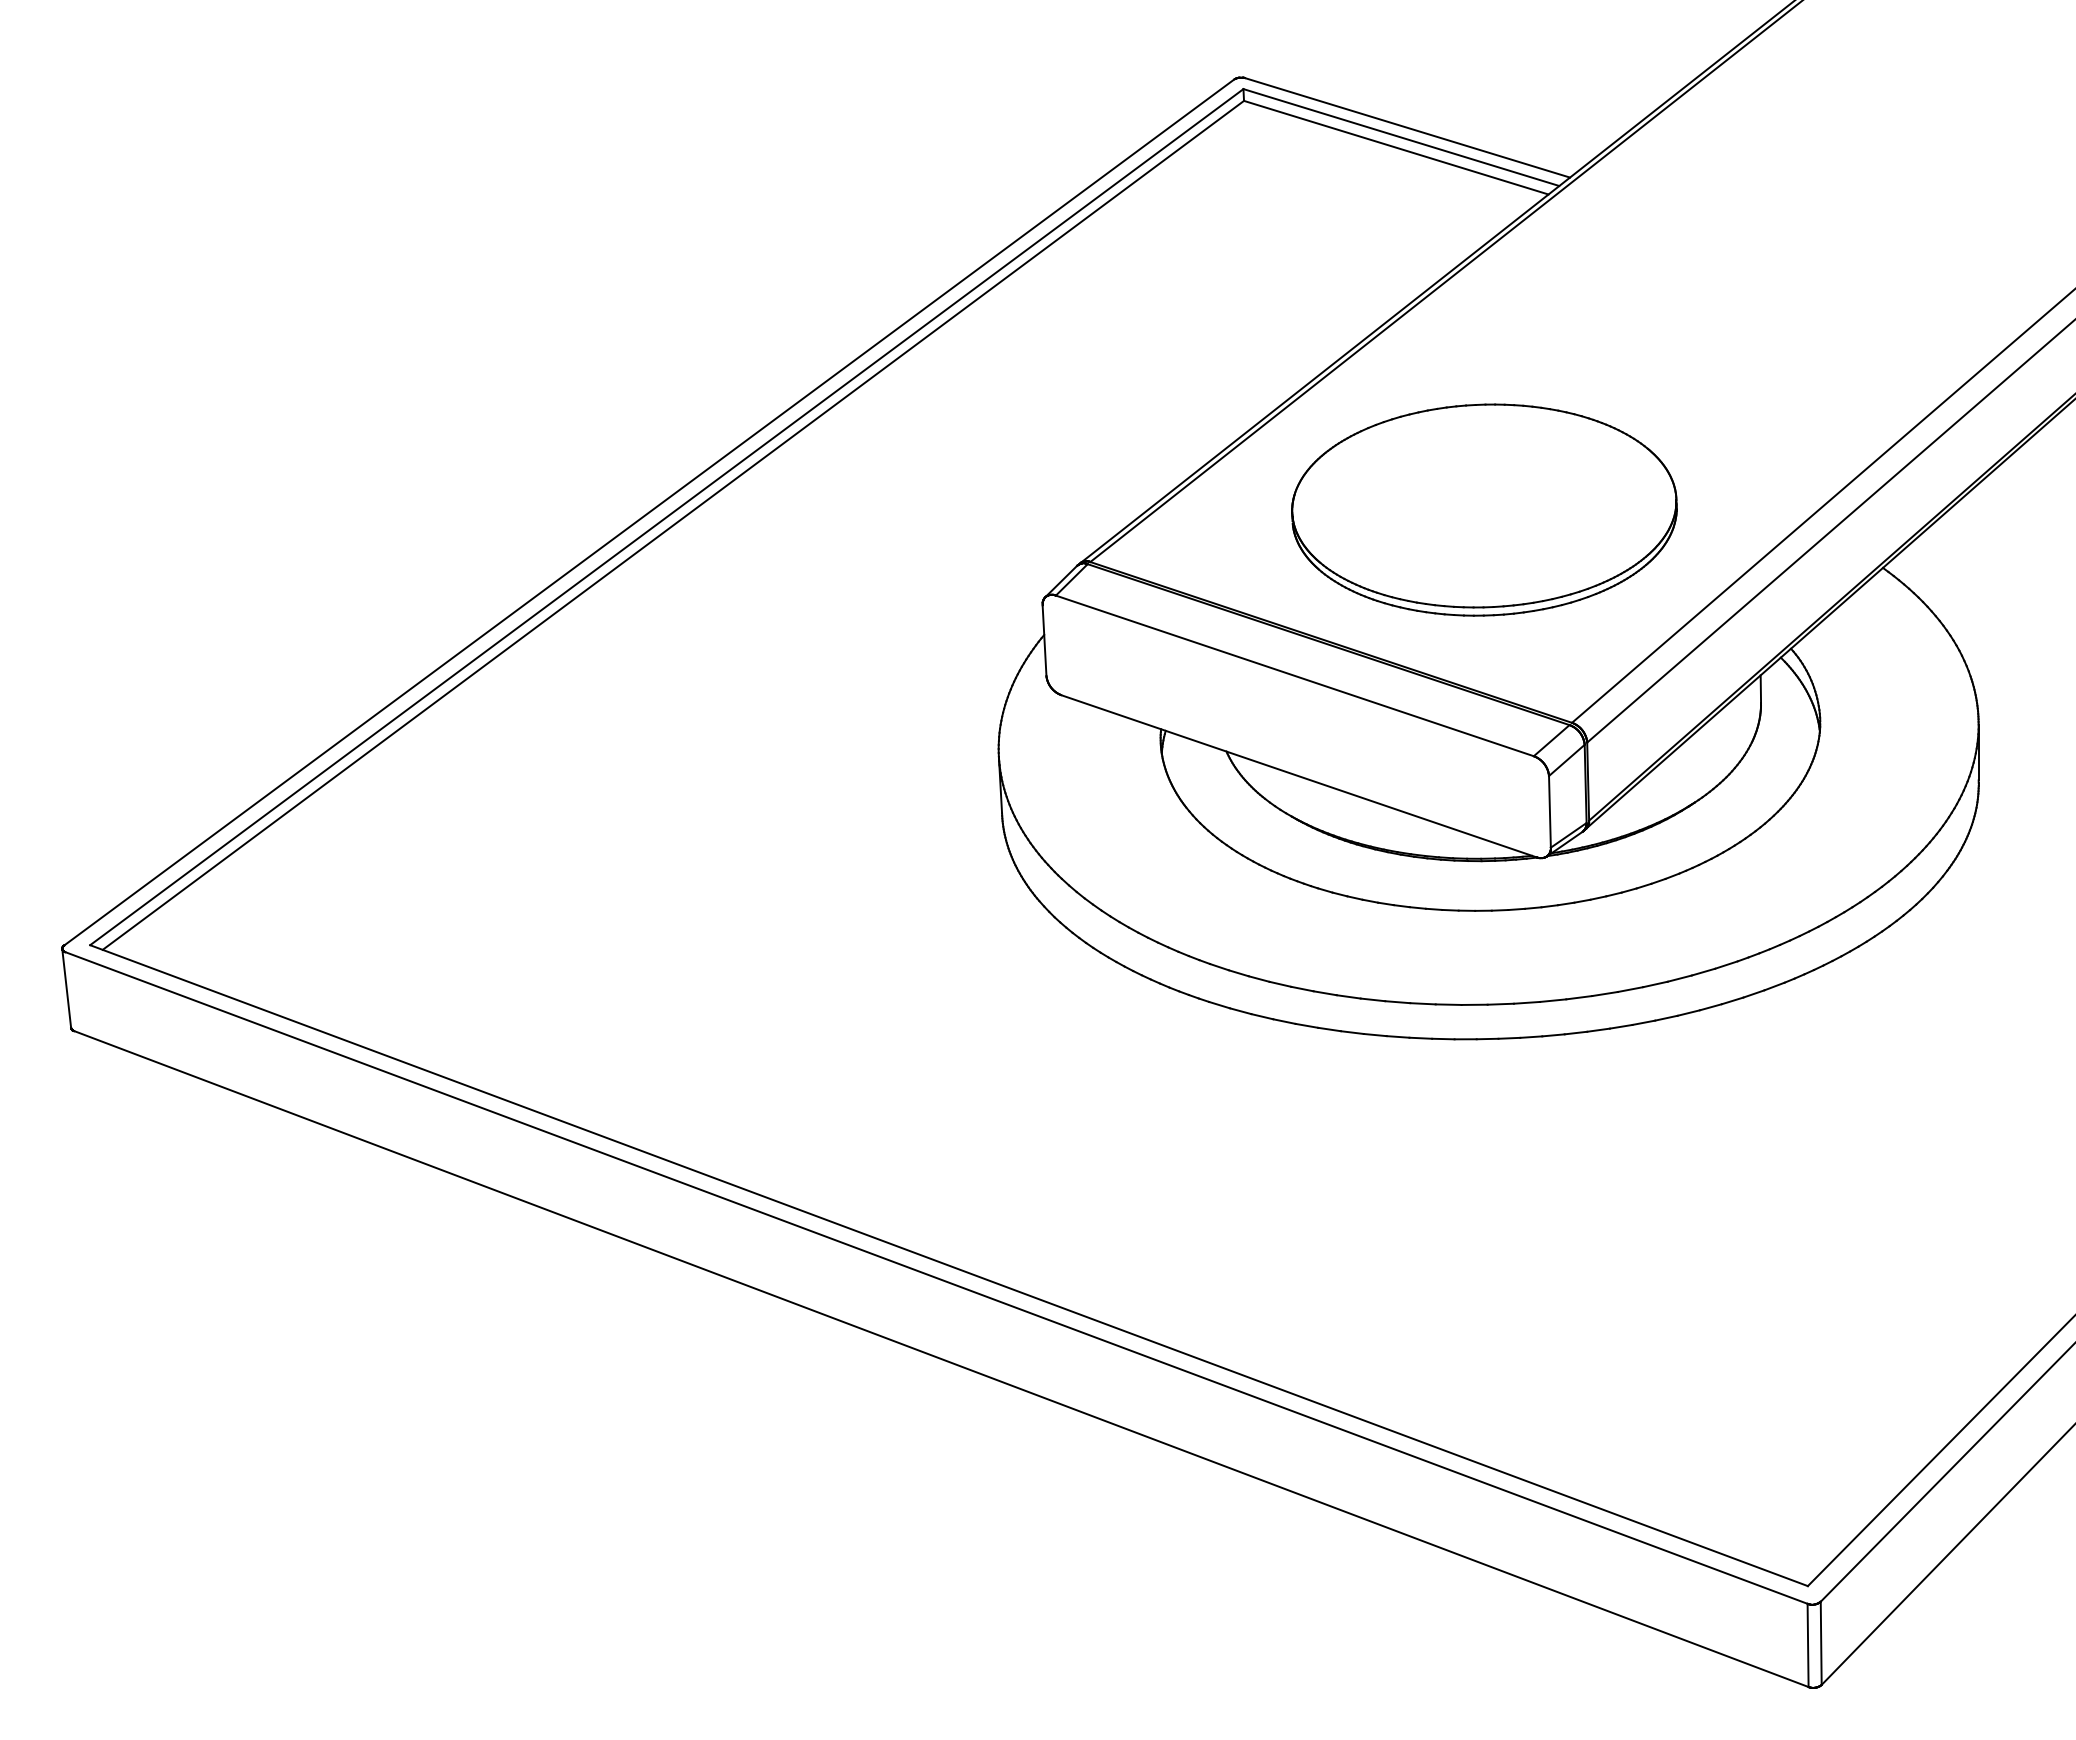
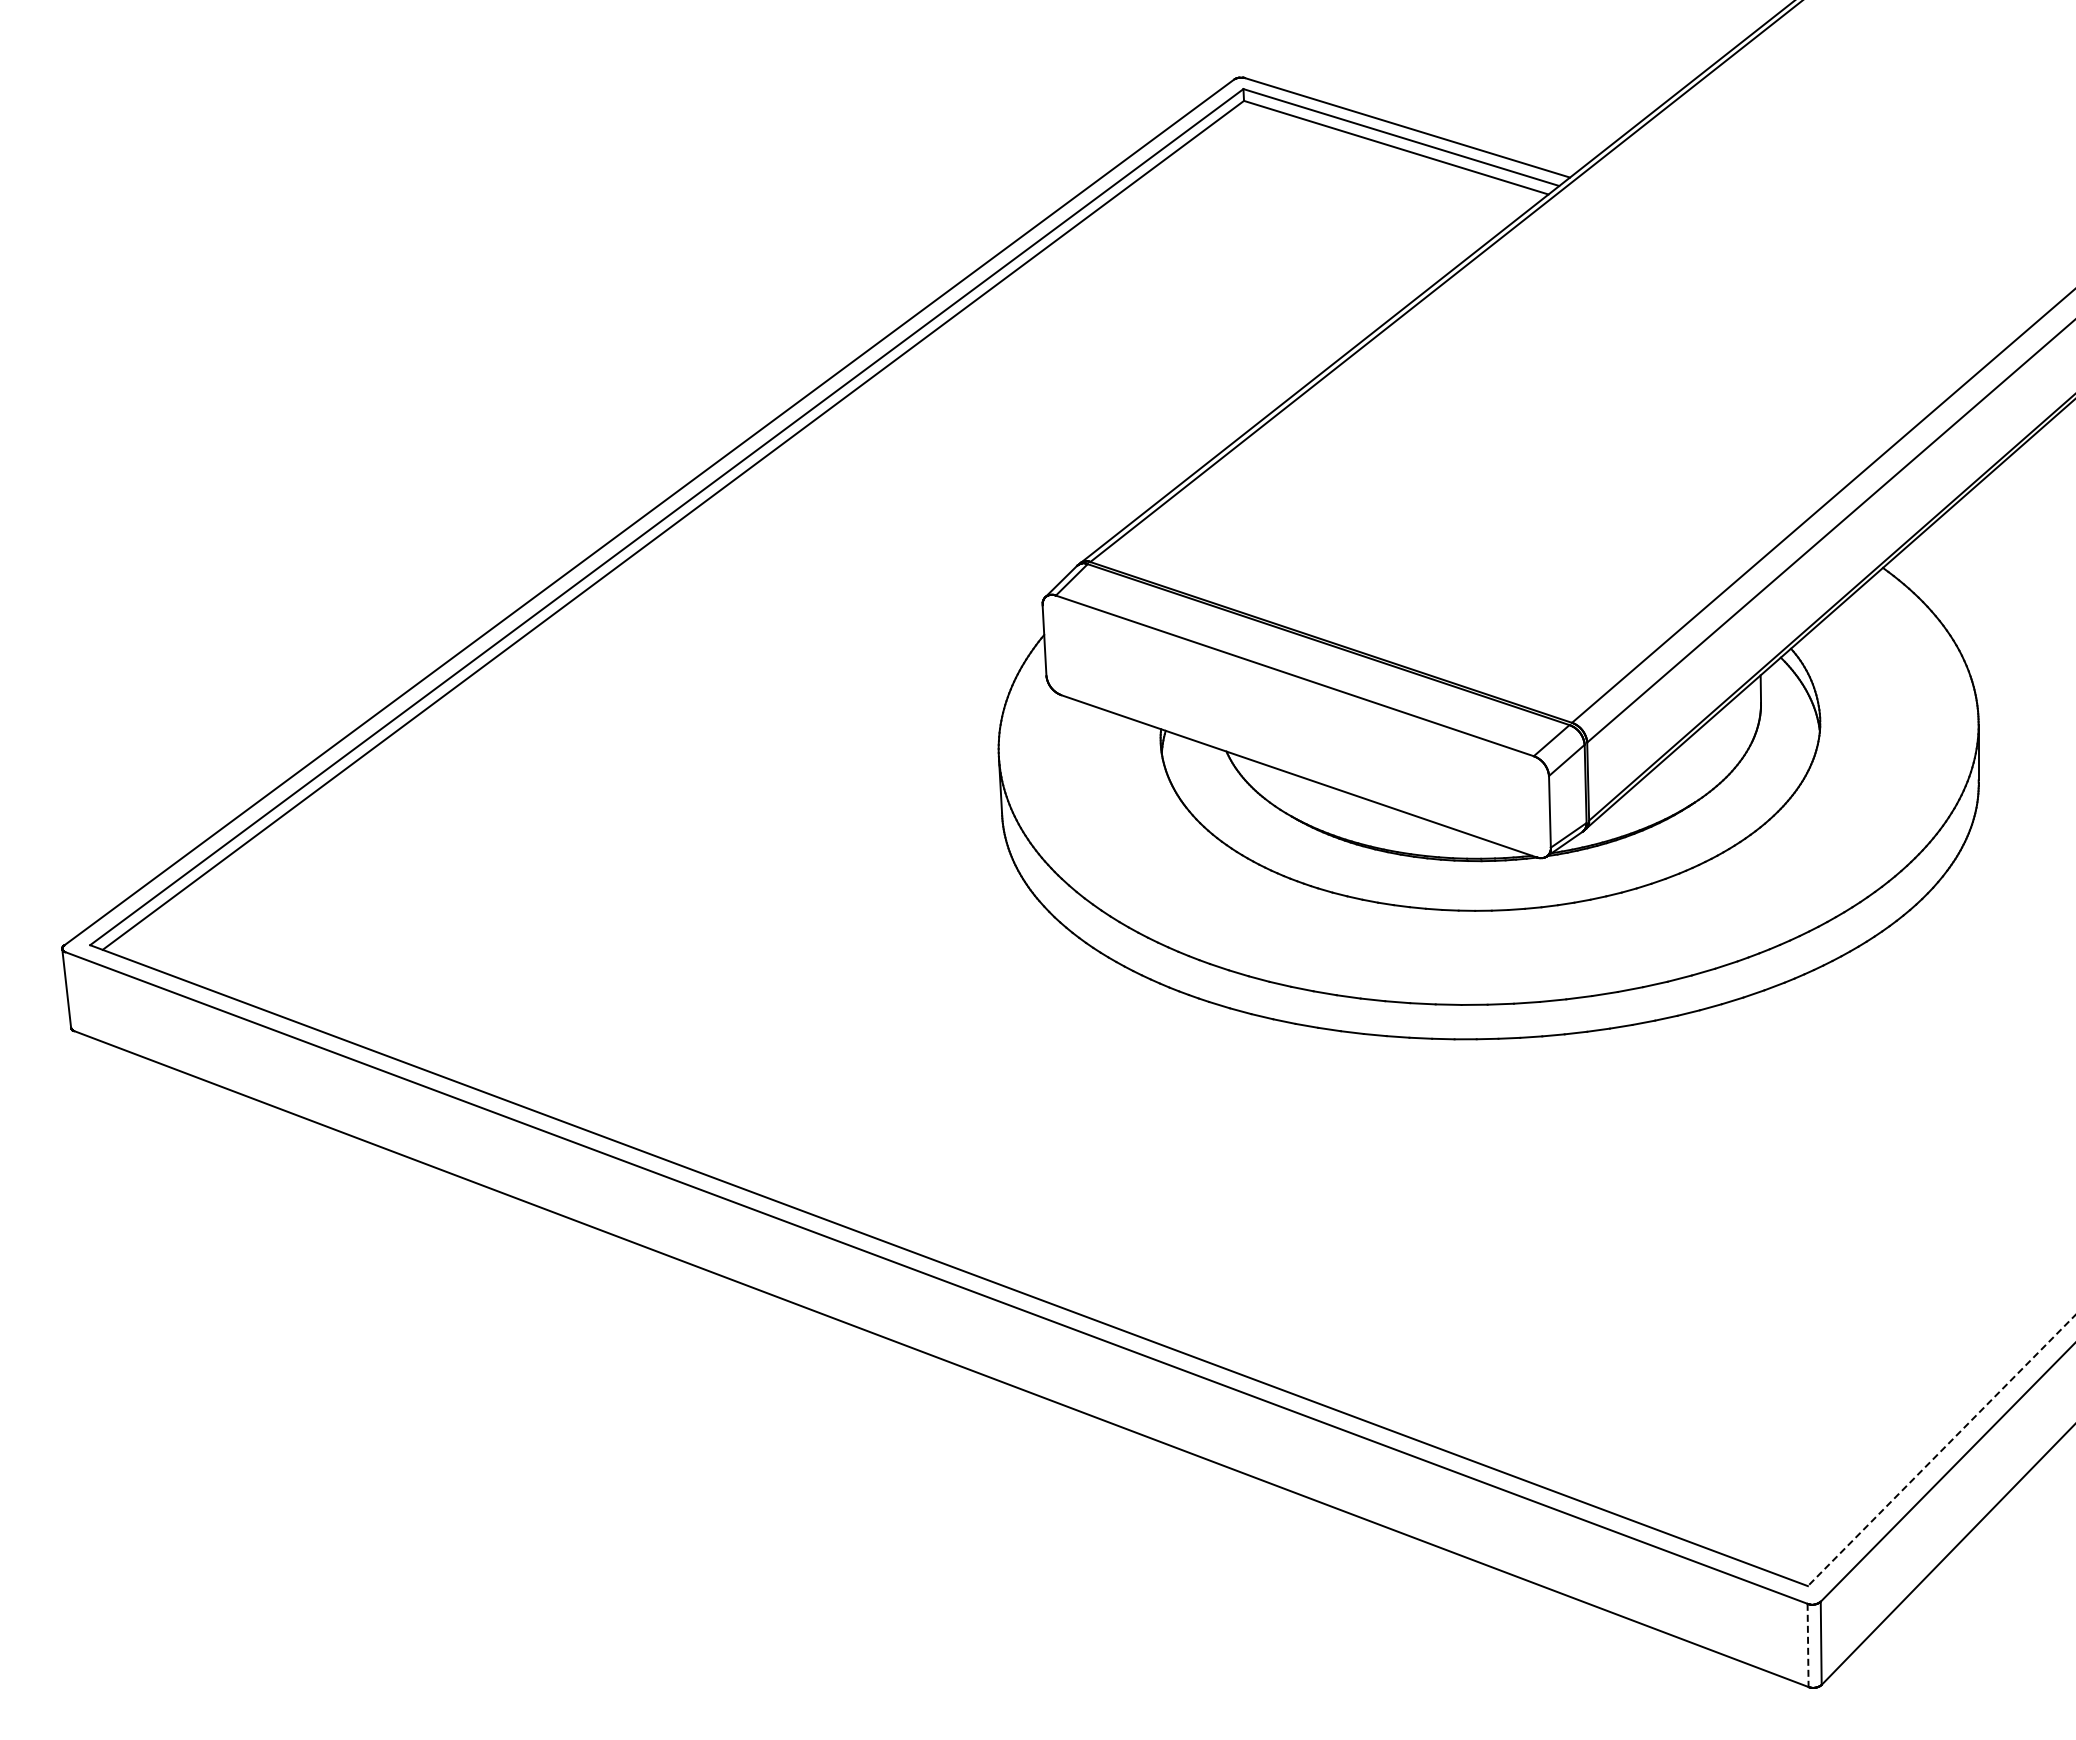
part: present -> none (1484, 509)
line: solid -> dashed (1941, 1450)
line: solid -> dashed (1808, 1645)
